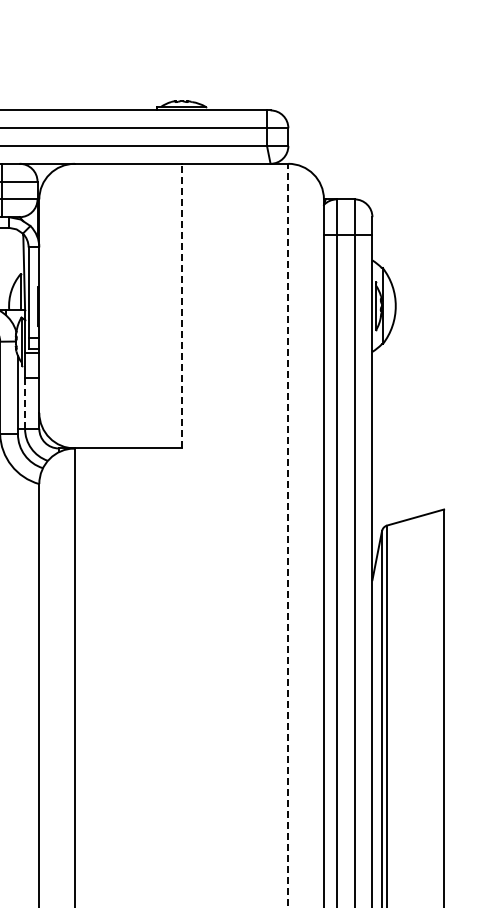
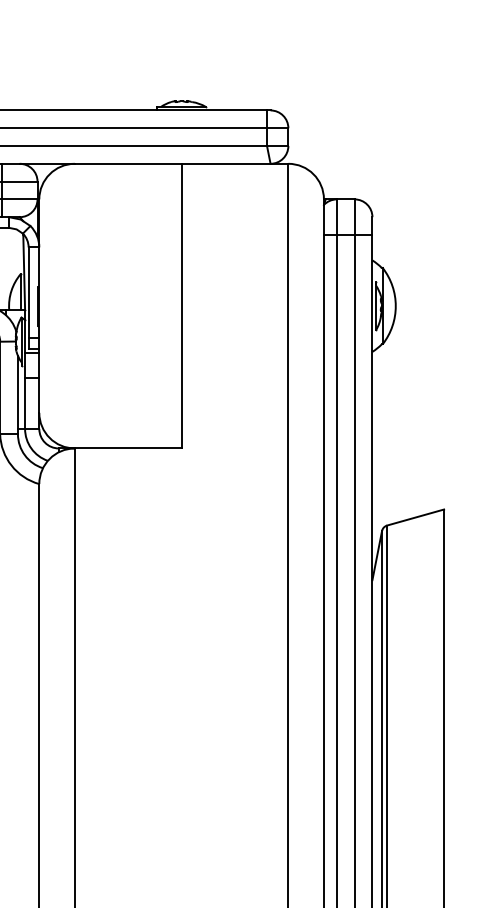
line: dashed -> solid (181, 305)
line: dashed -> solid (25, 403)
line: dashed -> solid (288, 535)
